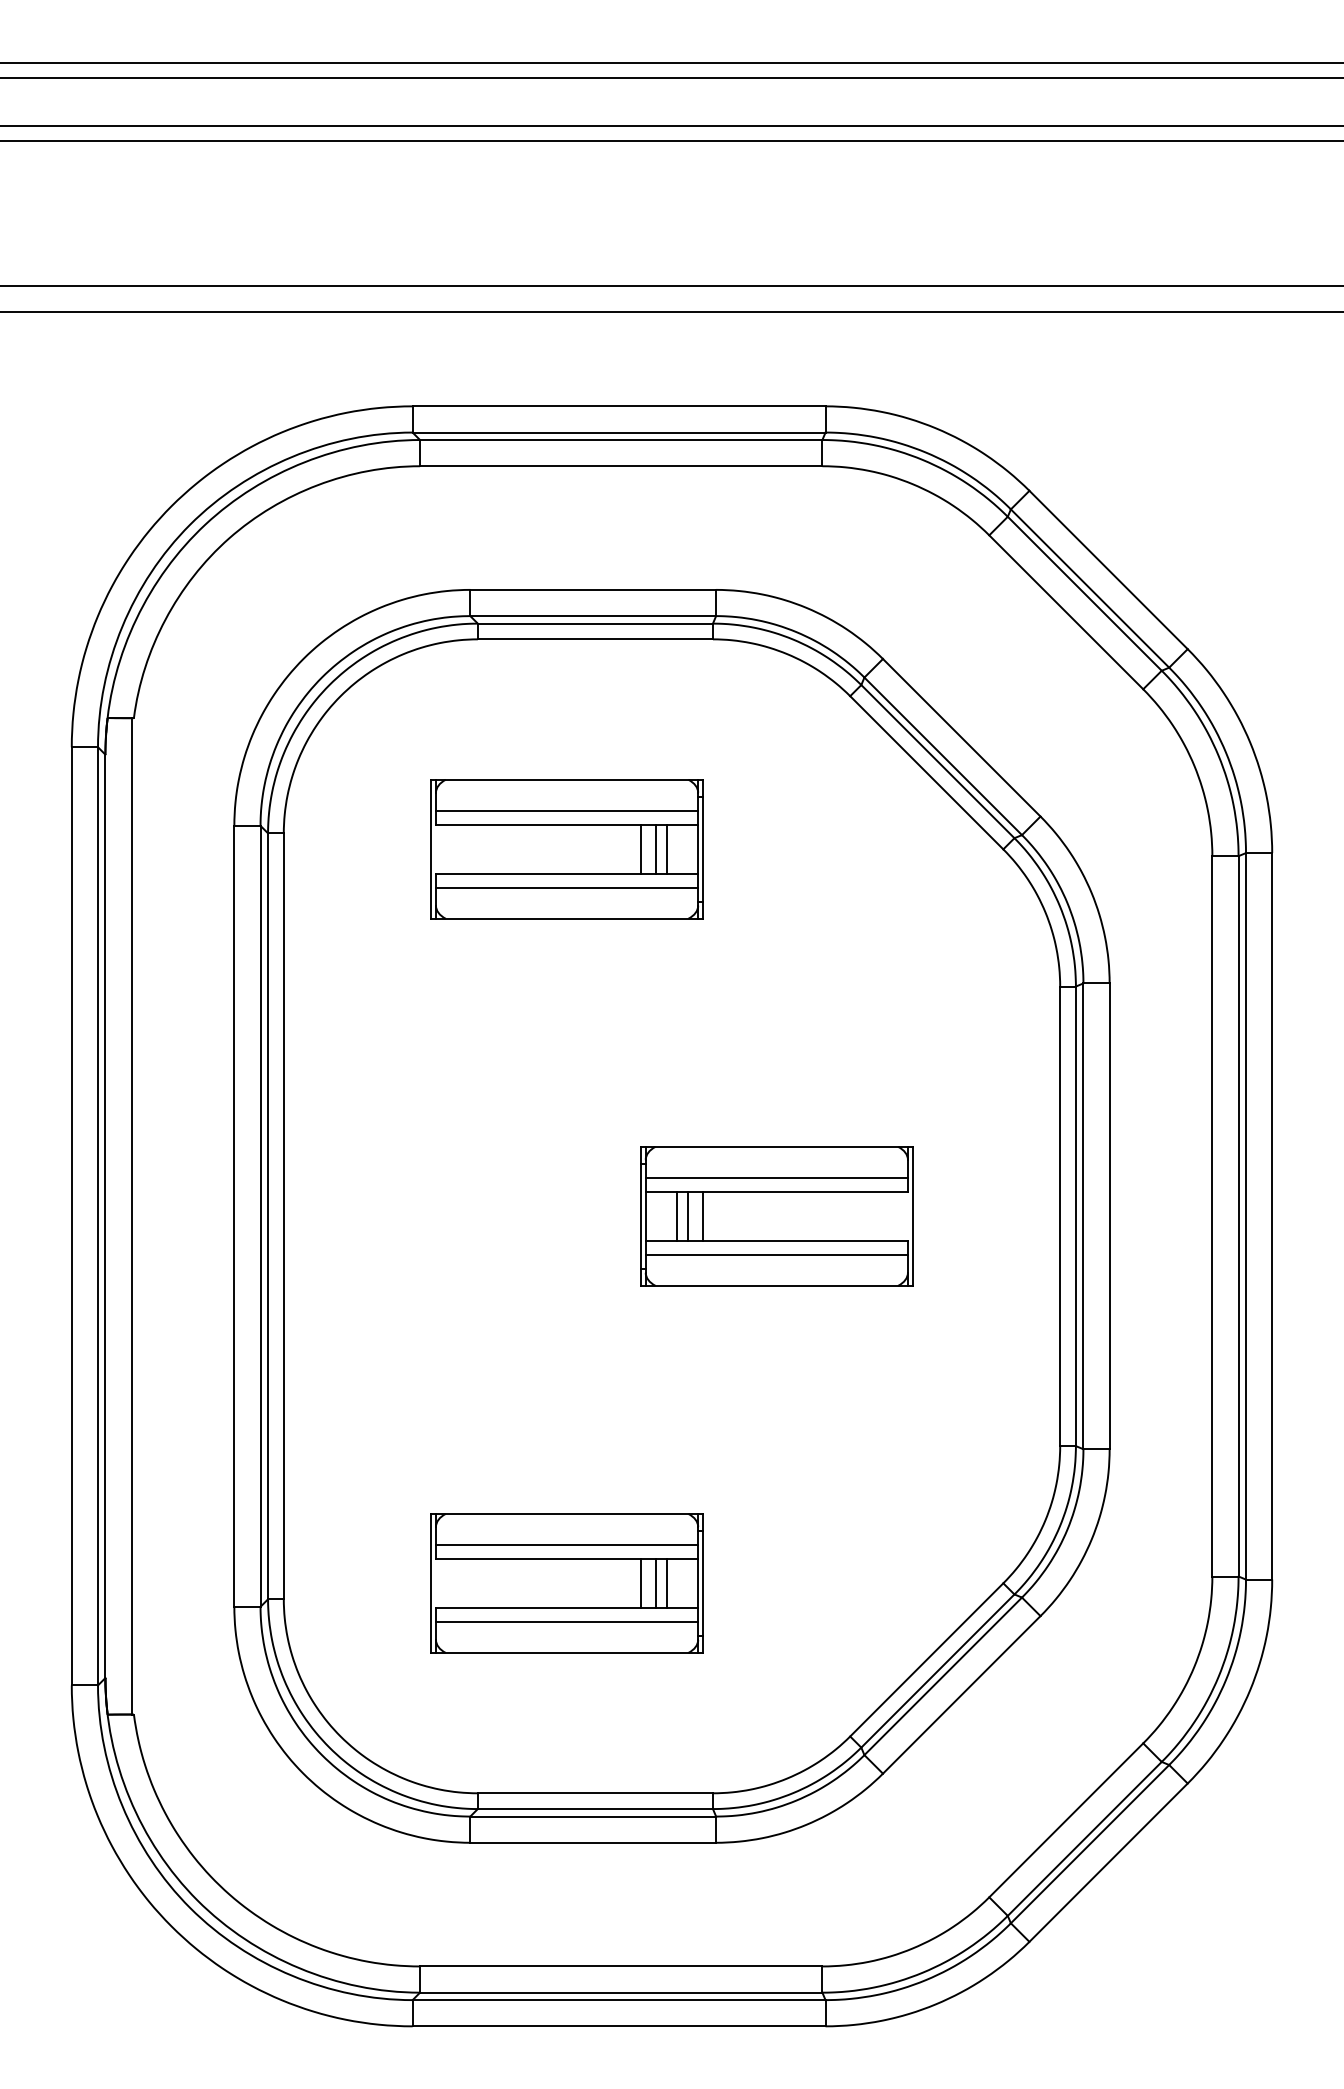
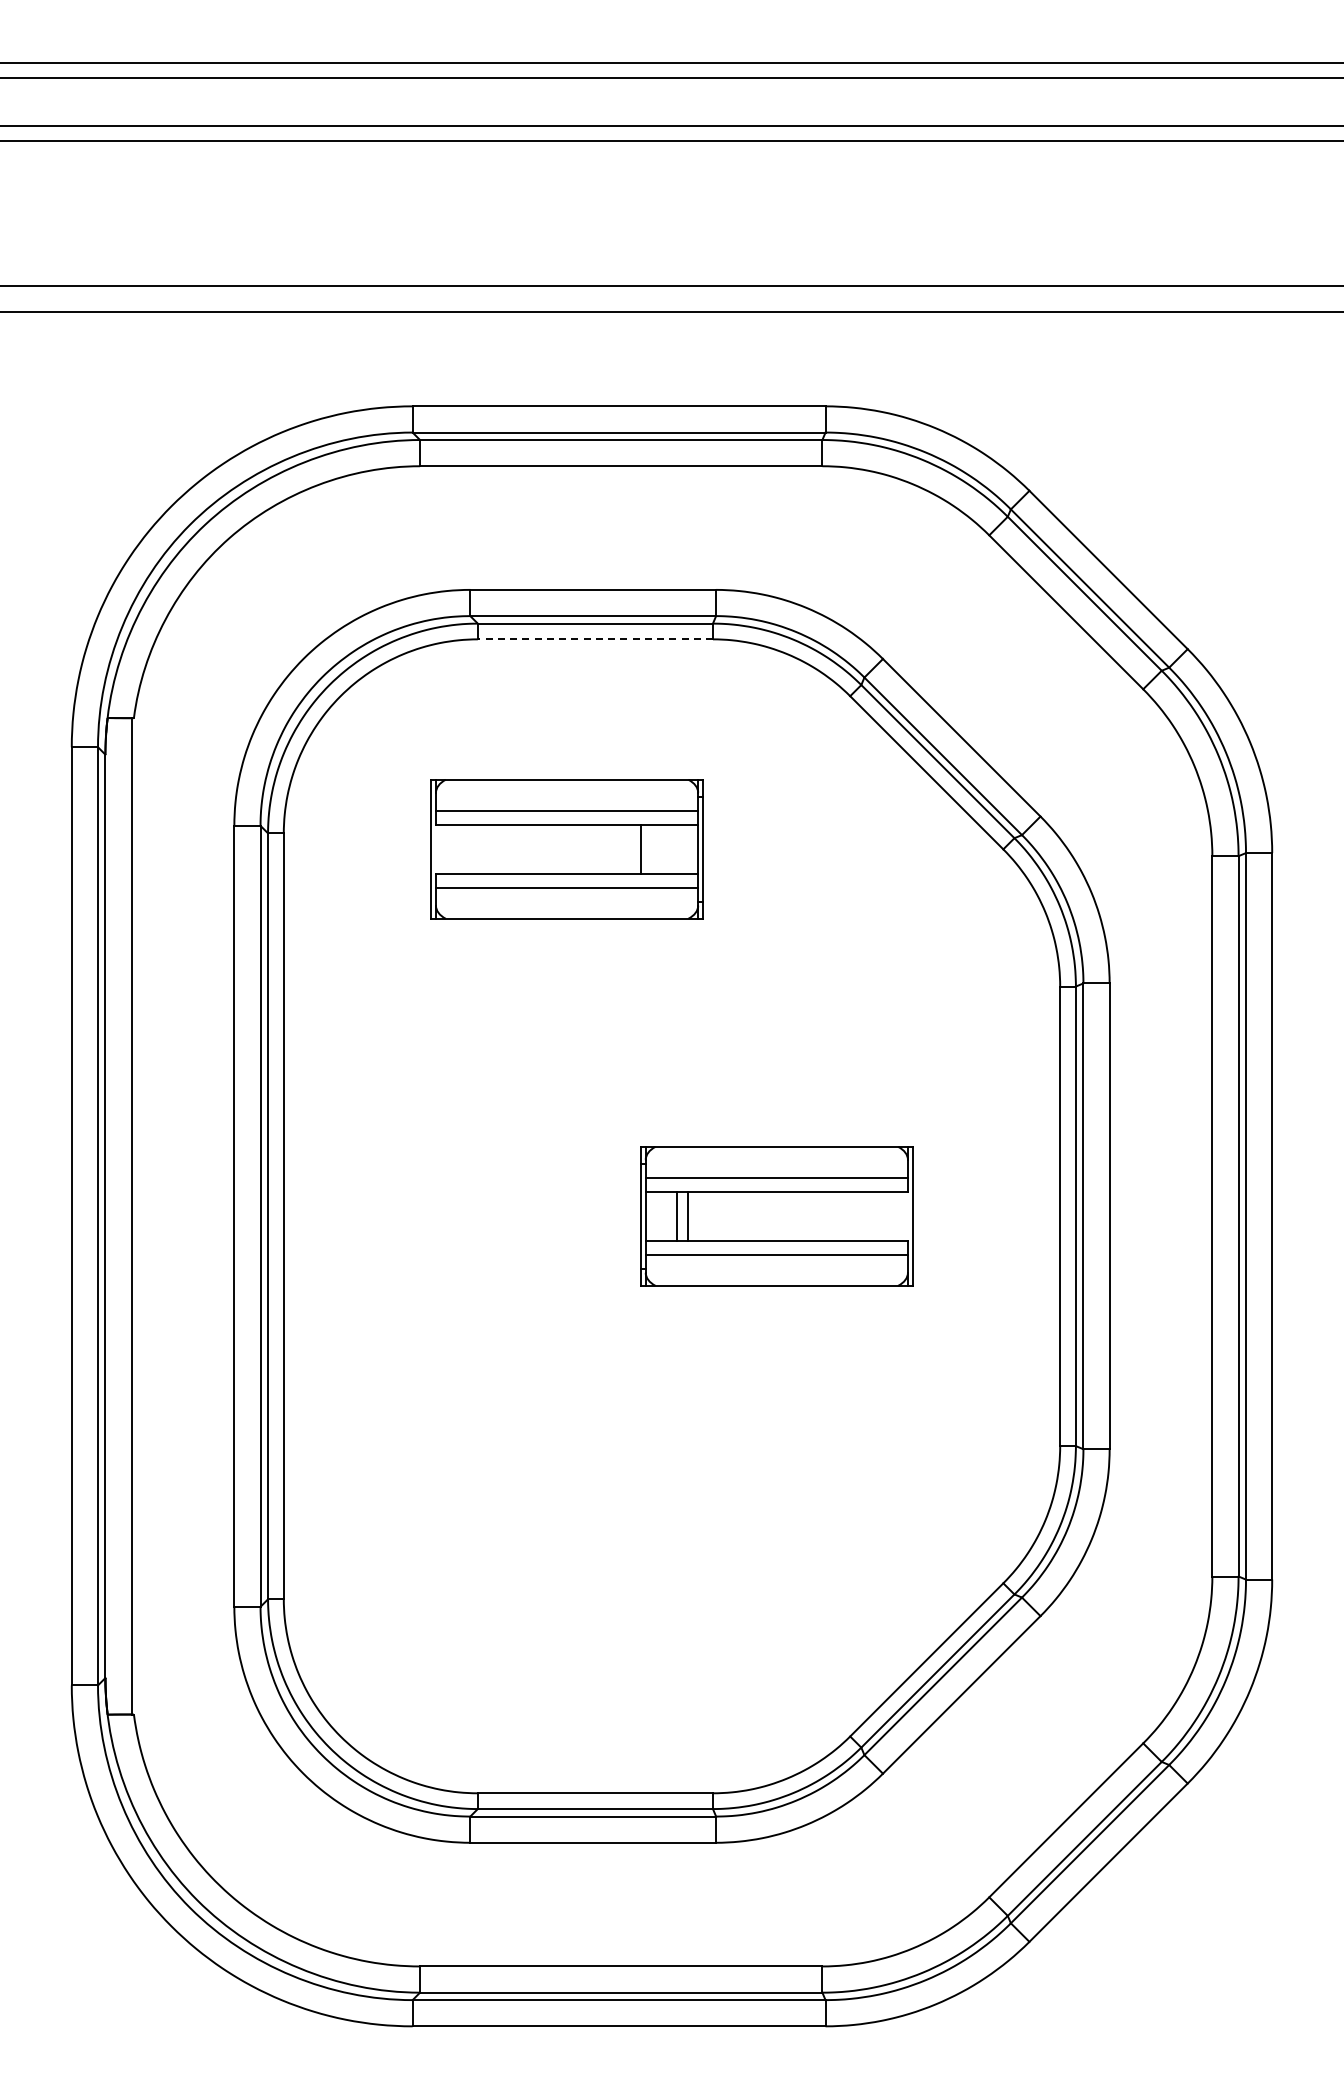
line: solid -> dashed (595, 639)
line: present -> none (656, 848)
line: present -> none (666, 848)
line: present -> none (703, 1215)
part: present -> none (566, 1583)
